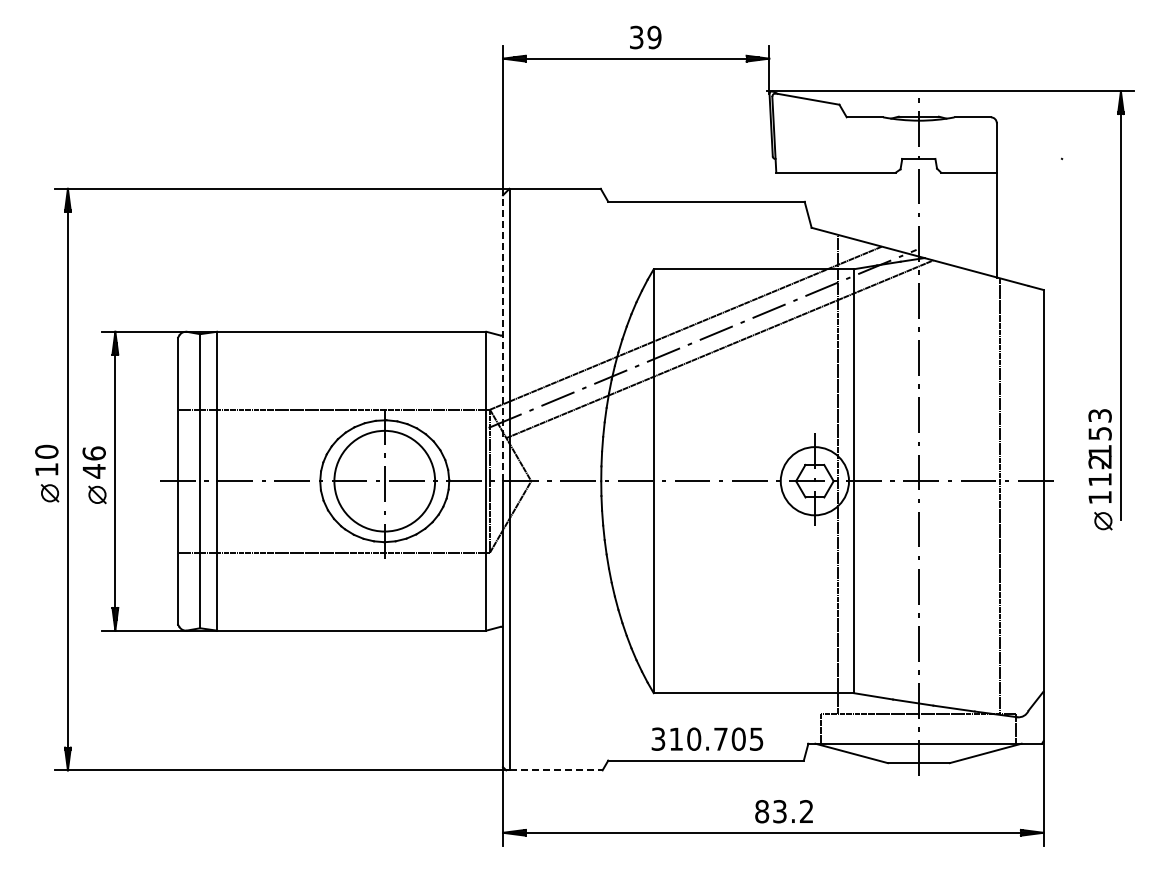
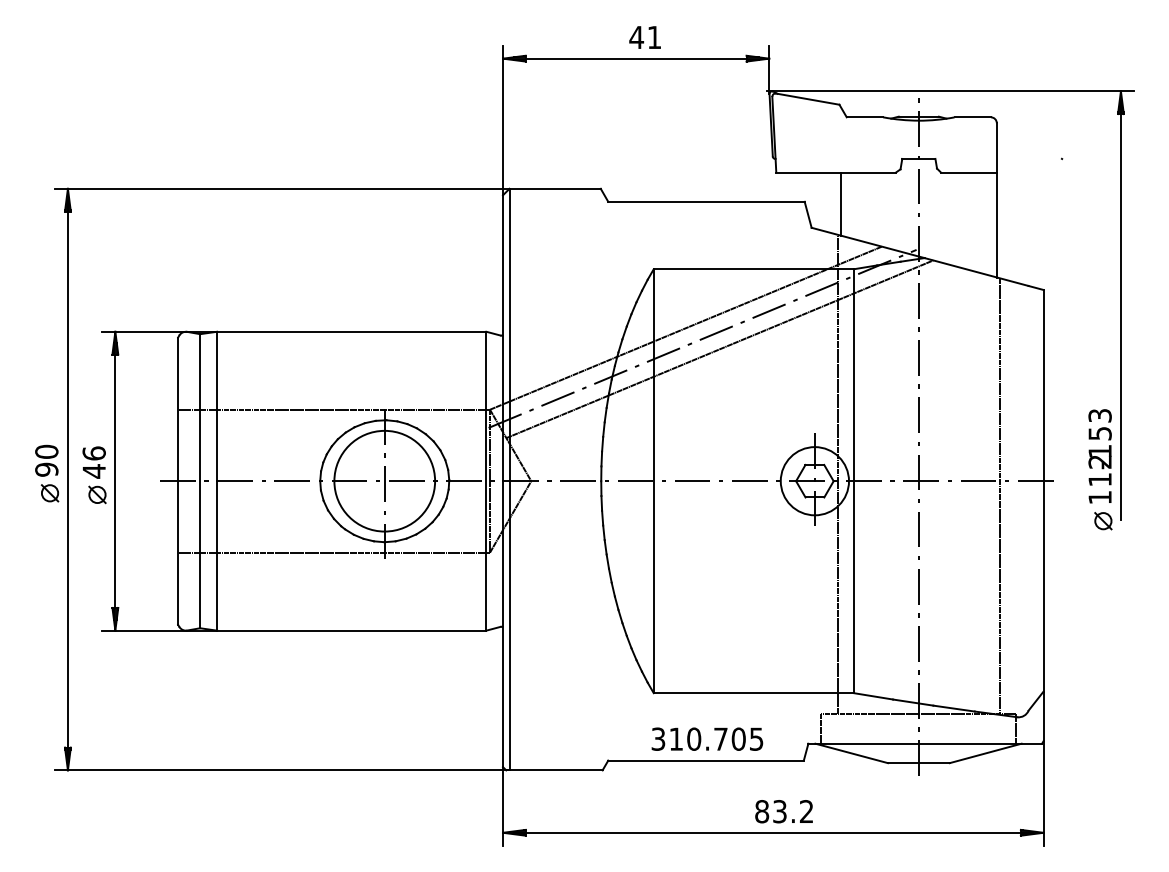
text: 39 -> 41 (645, 37)
line: none -> present (840, 203)
line: dashed -> solid (503, 338)
text: 10 -> 90 (46, 469)
line: dashed -> solid (556, 770)
